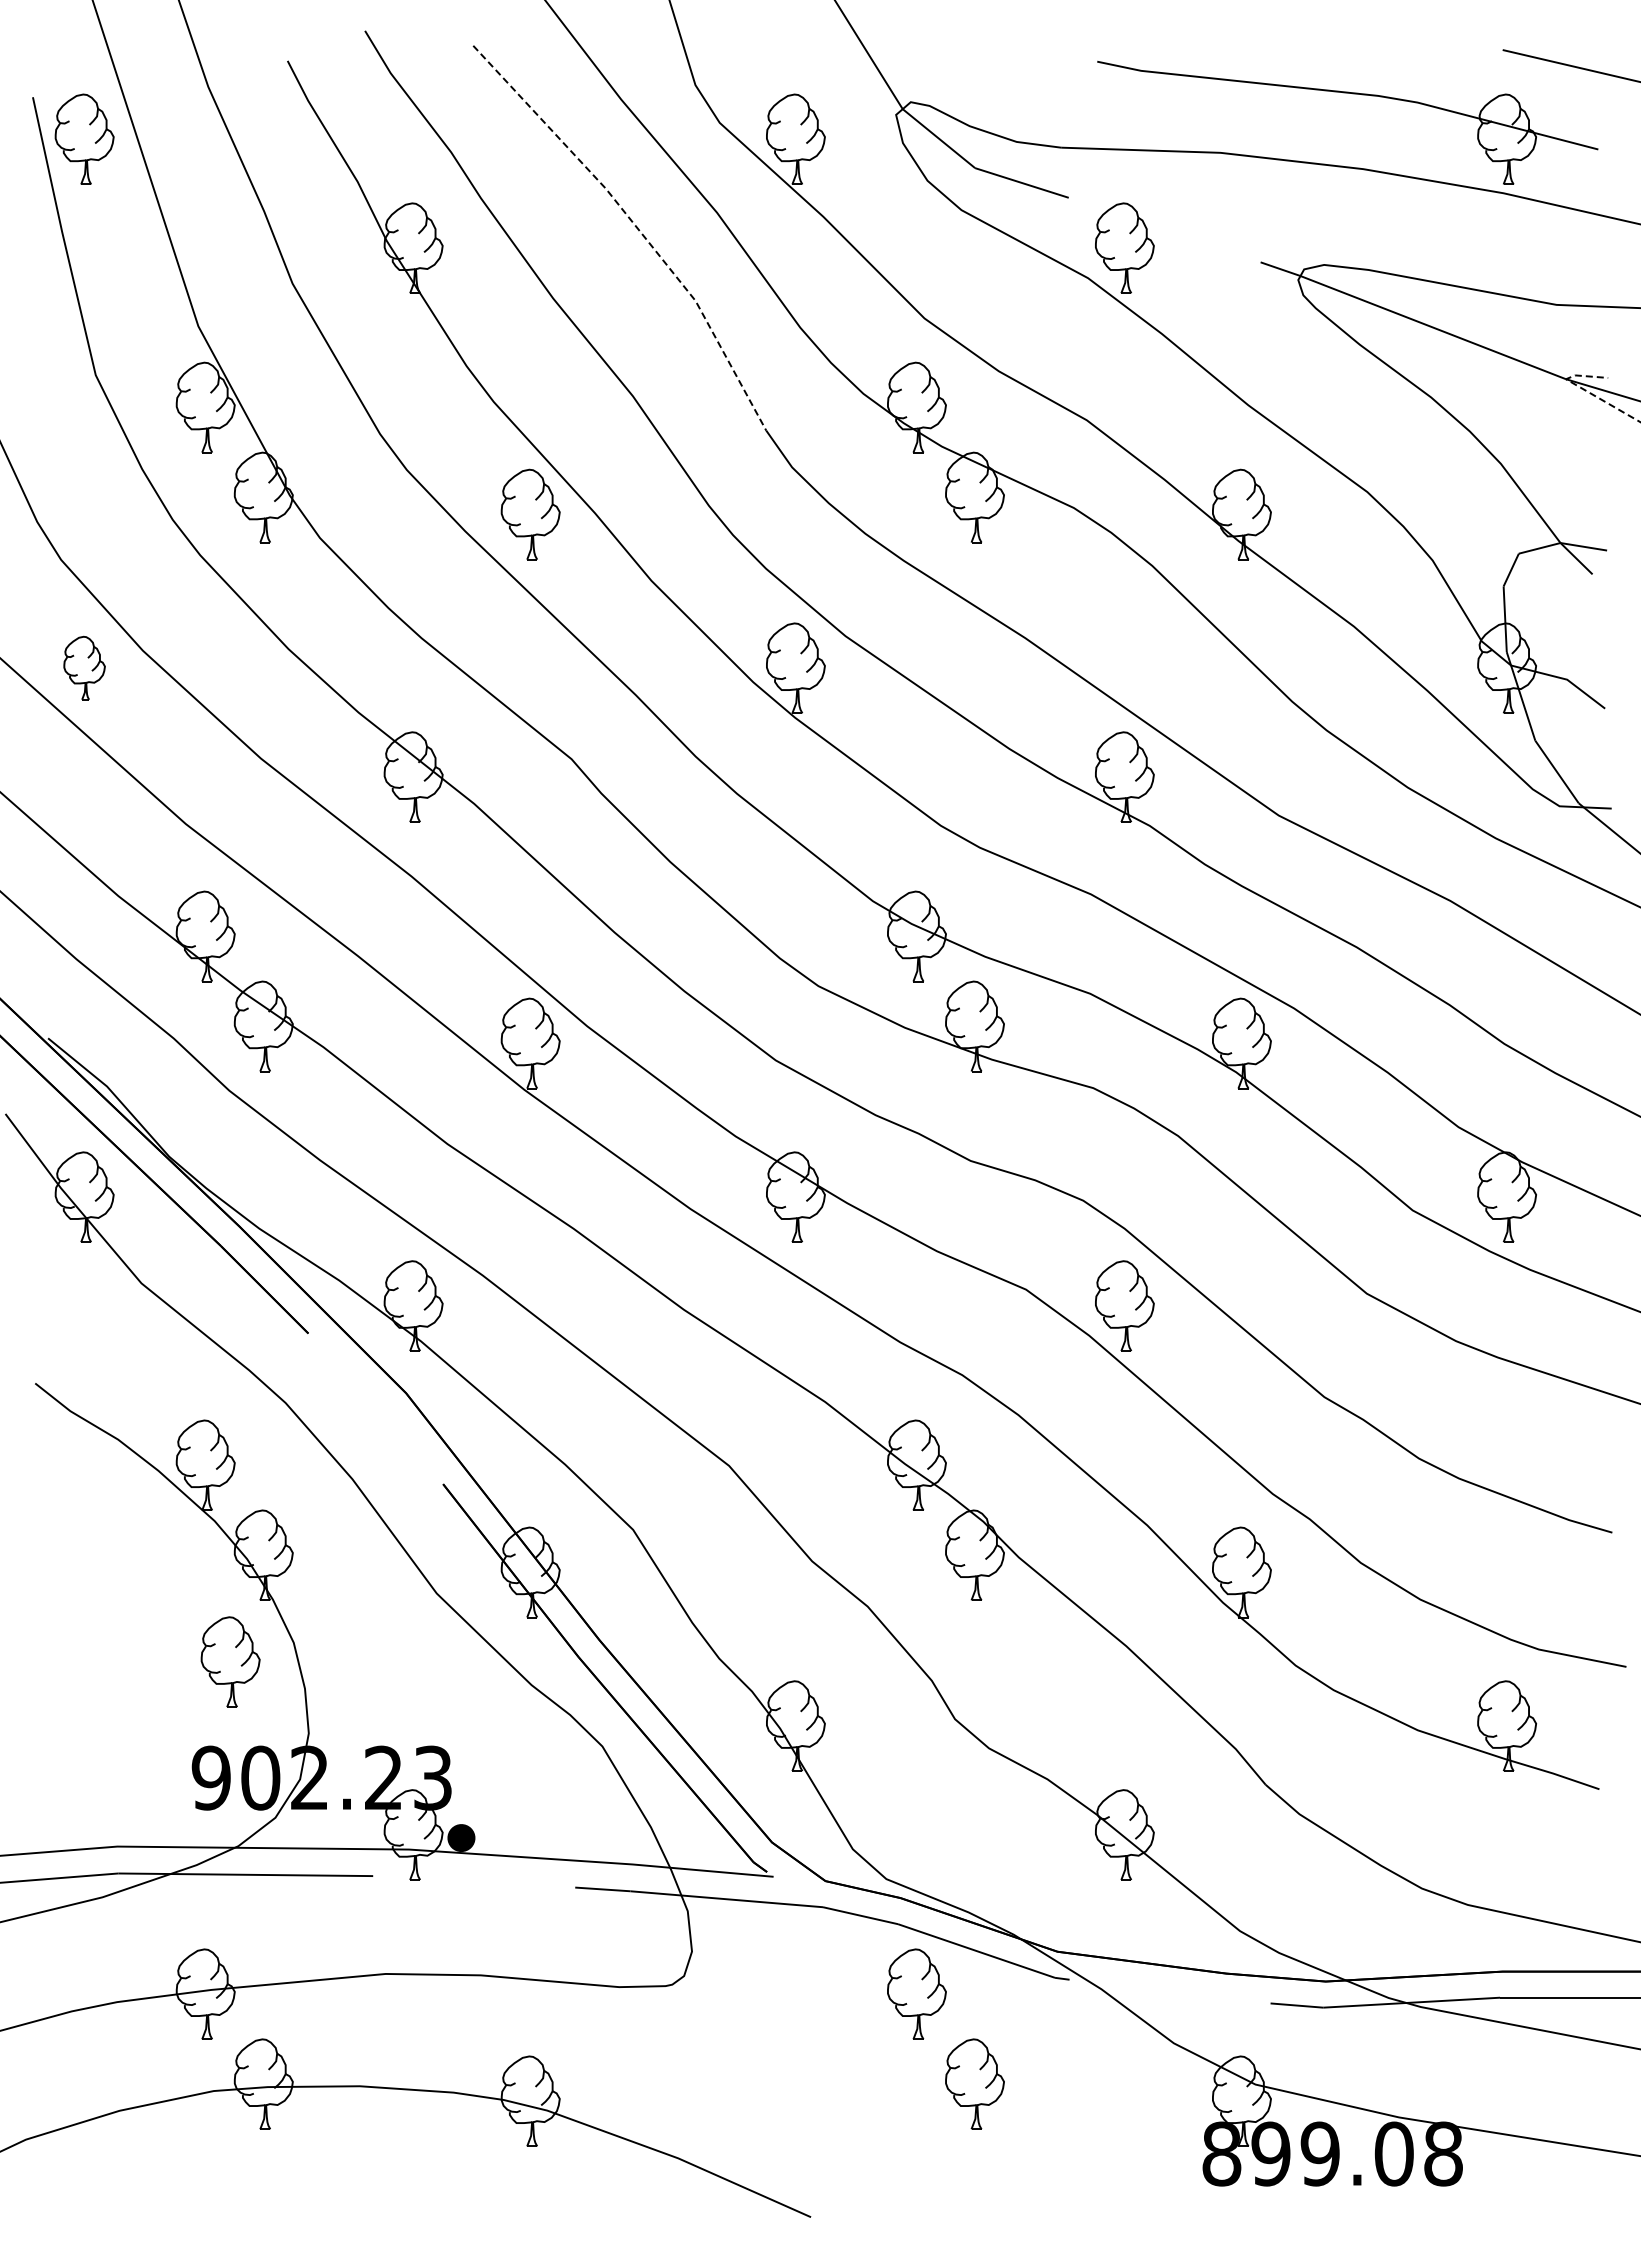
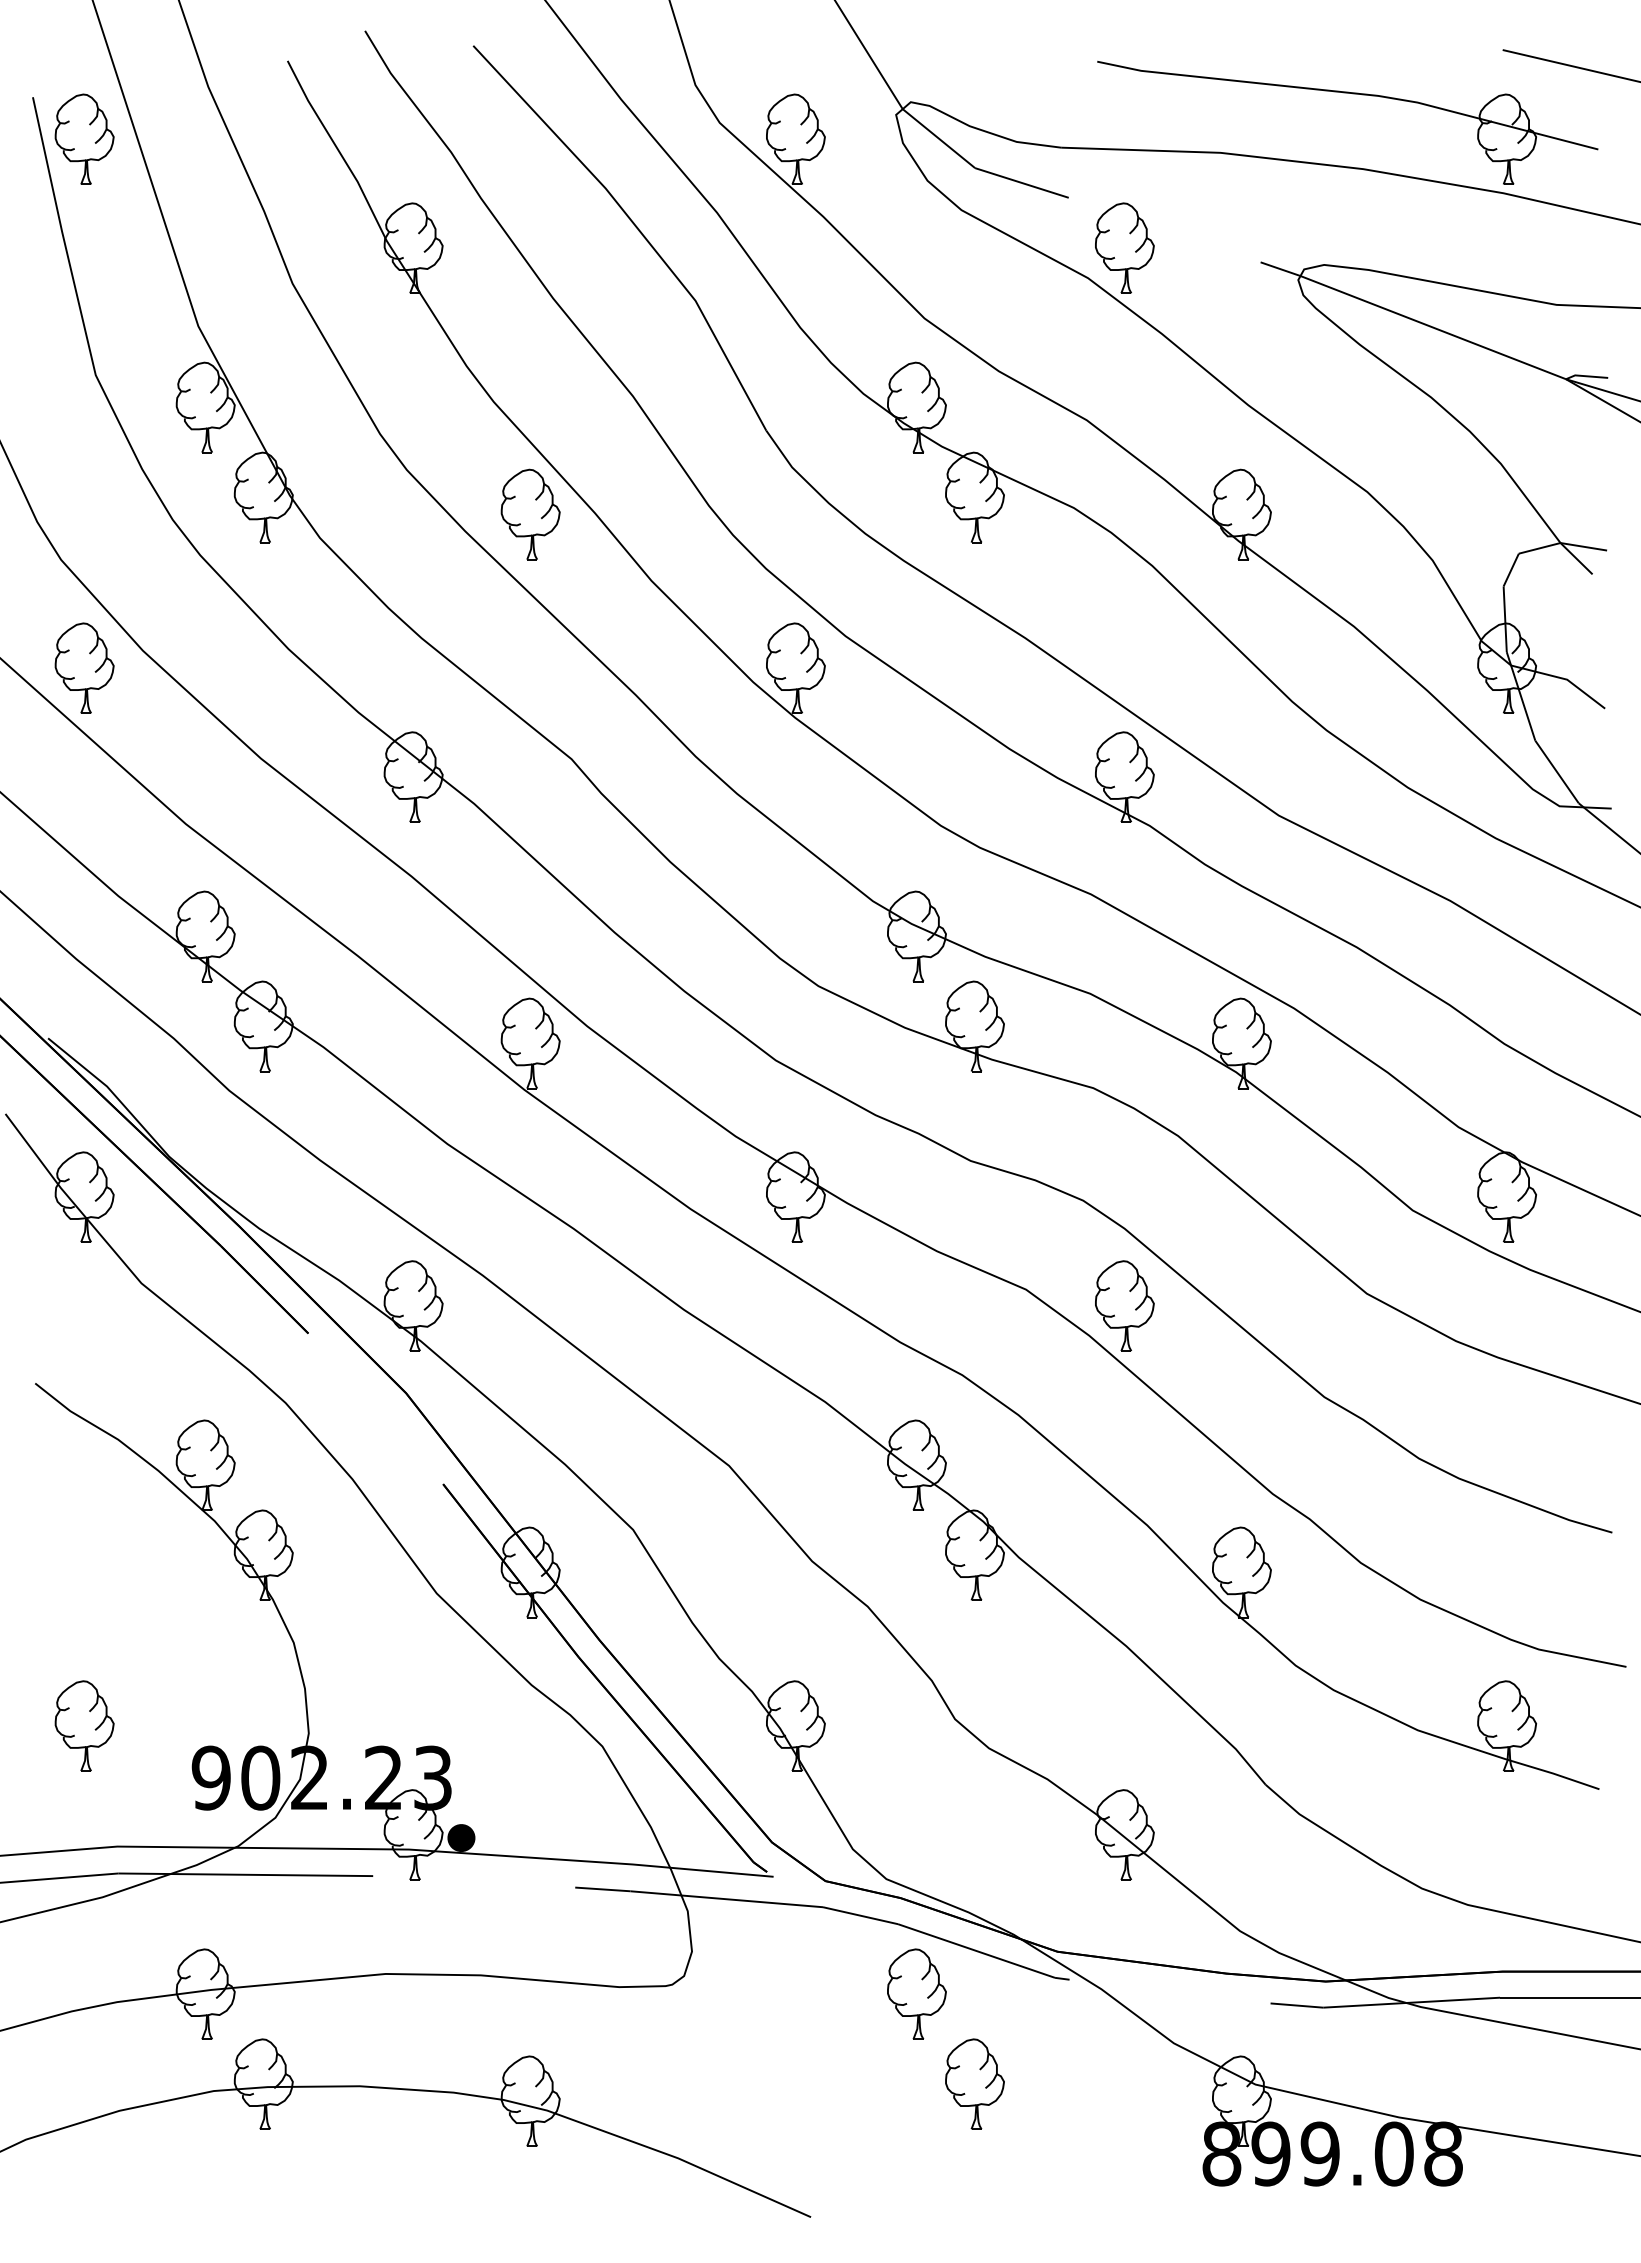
line: dashed -> solid (636, 226)
line: dashed -> solid (1583, 389)
part size: 43x66 px -> 61x92 px (84, 667)
part position: (230, 1661) -> (84, 1725) (84, 1725)
